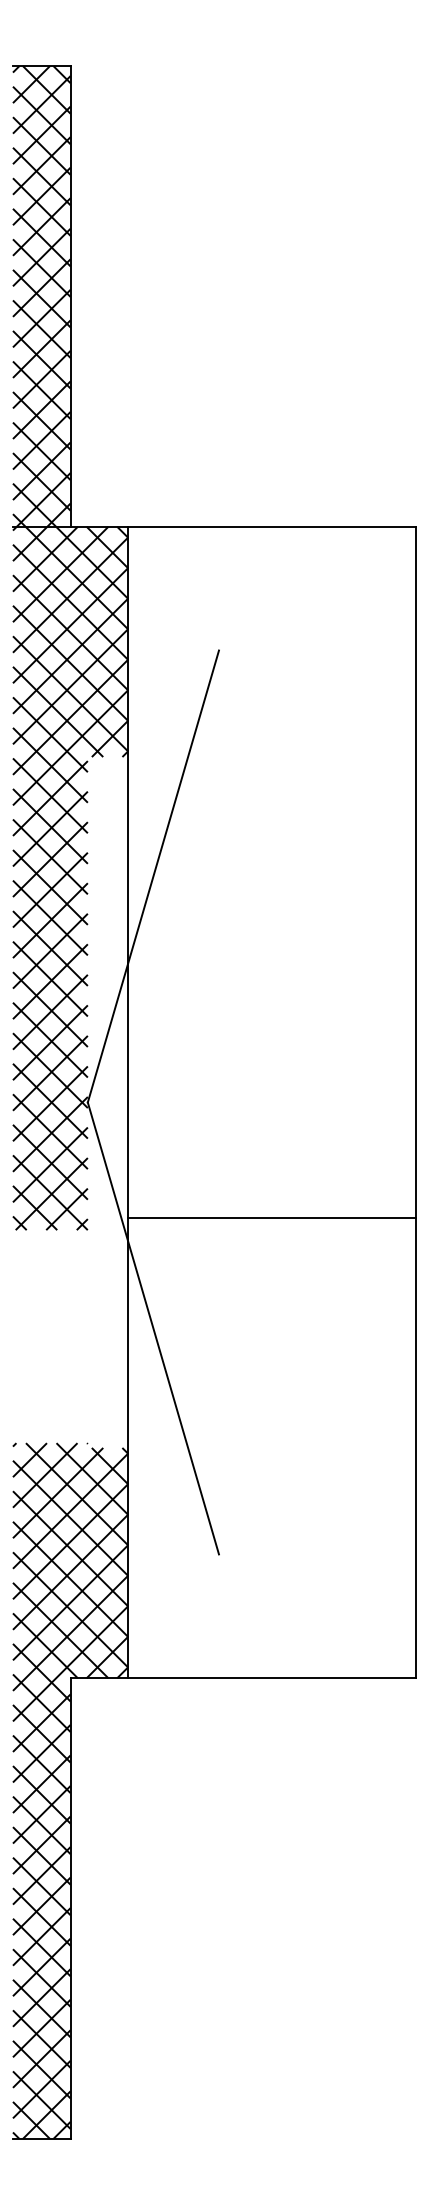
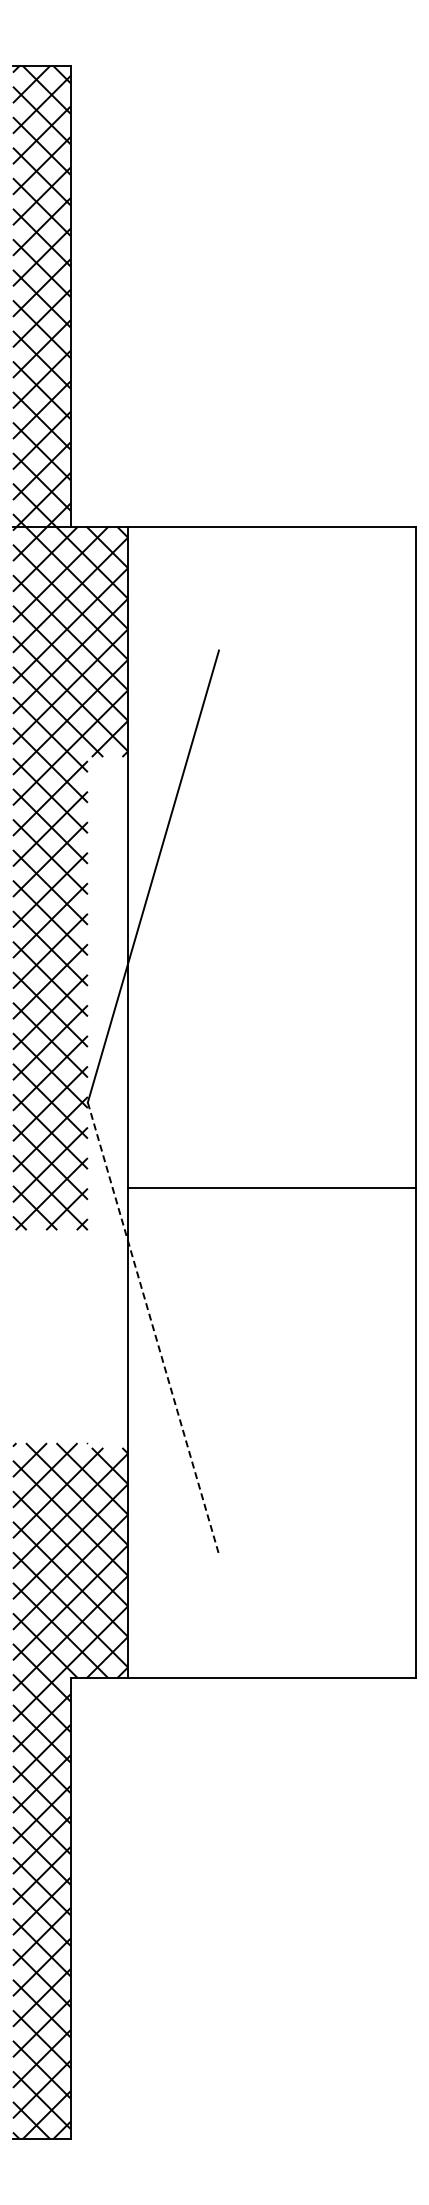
line position: (272, 1217) -> (272, 1187) (272, 1187)
line: solid -> dashed (153, 1328)
